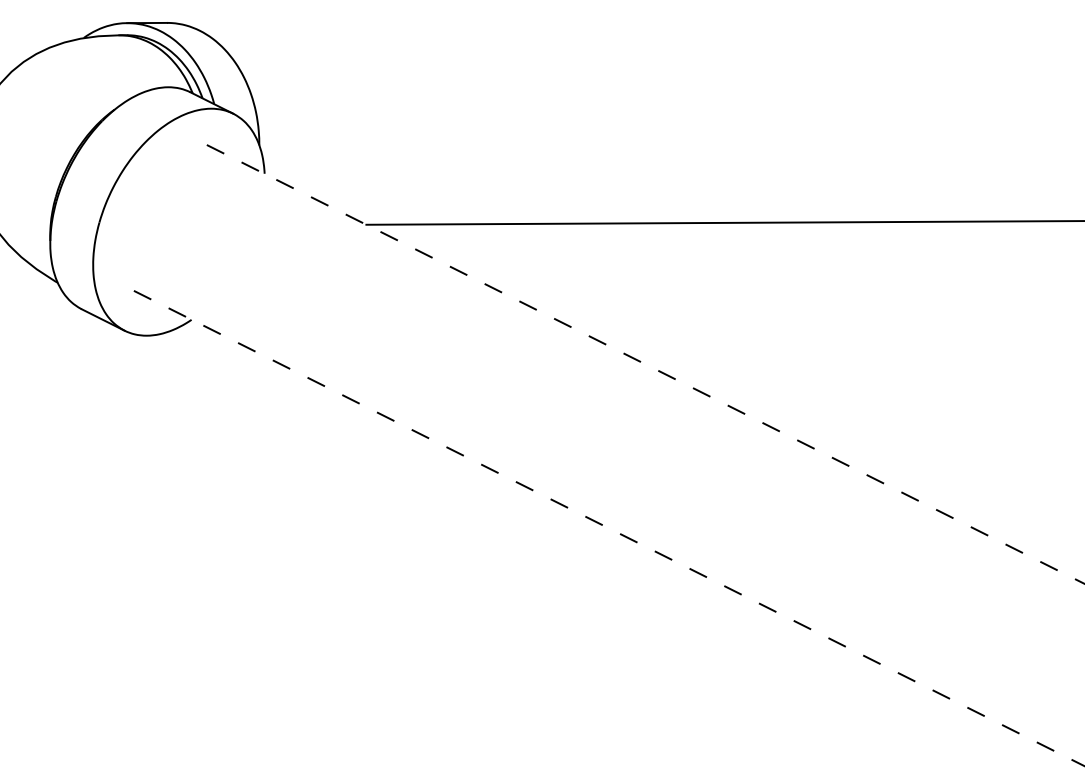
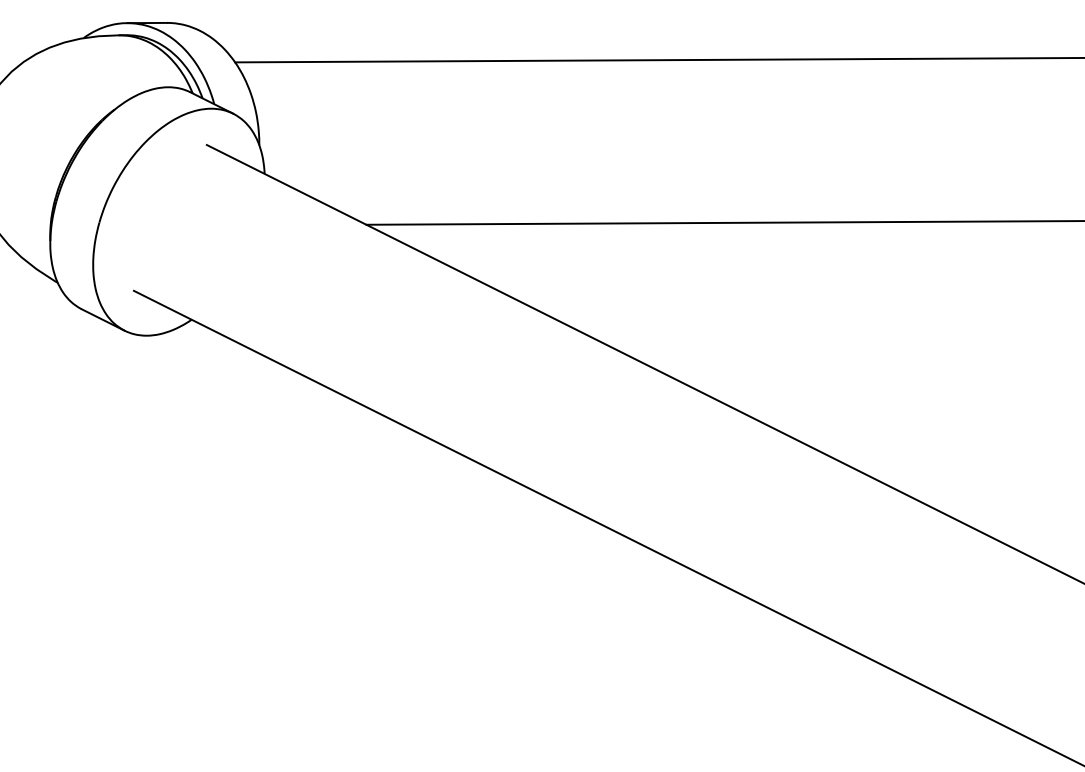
line: none -> present (658, 60)
line: dashed -> solid (645, 364)
line: dashed -> solid (609, 528)
